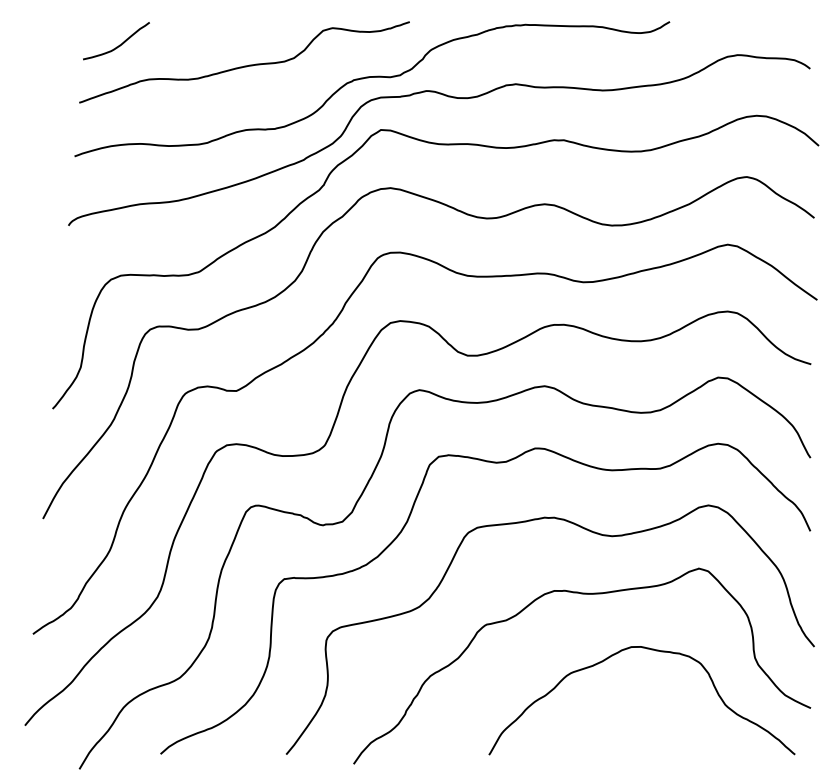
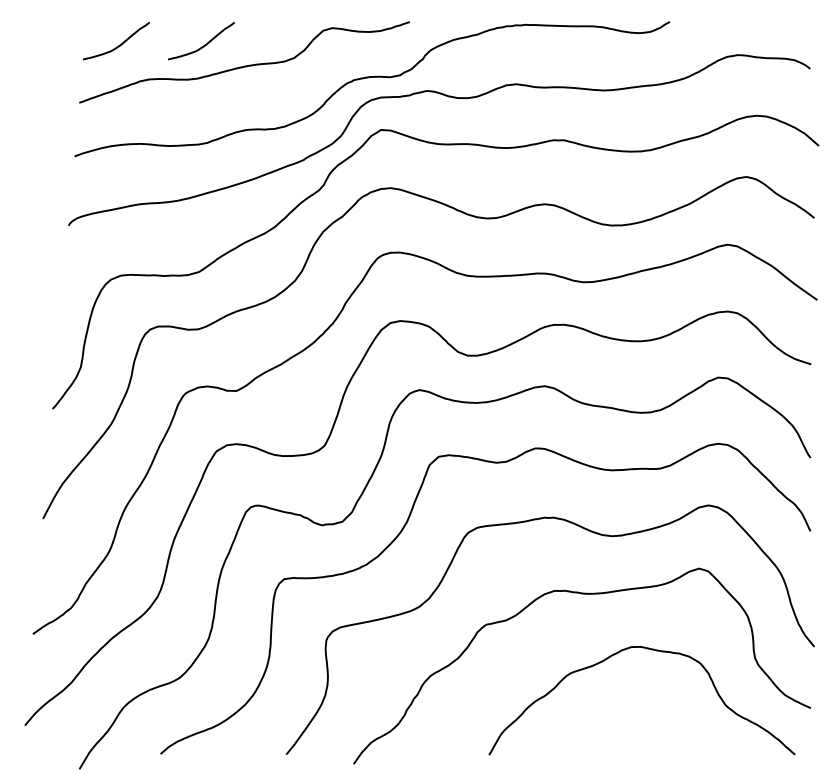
curve: none -> present (204, 44)
